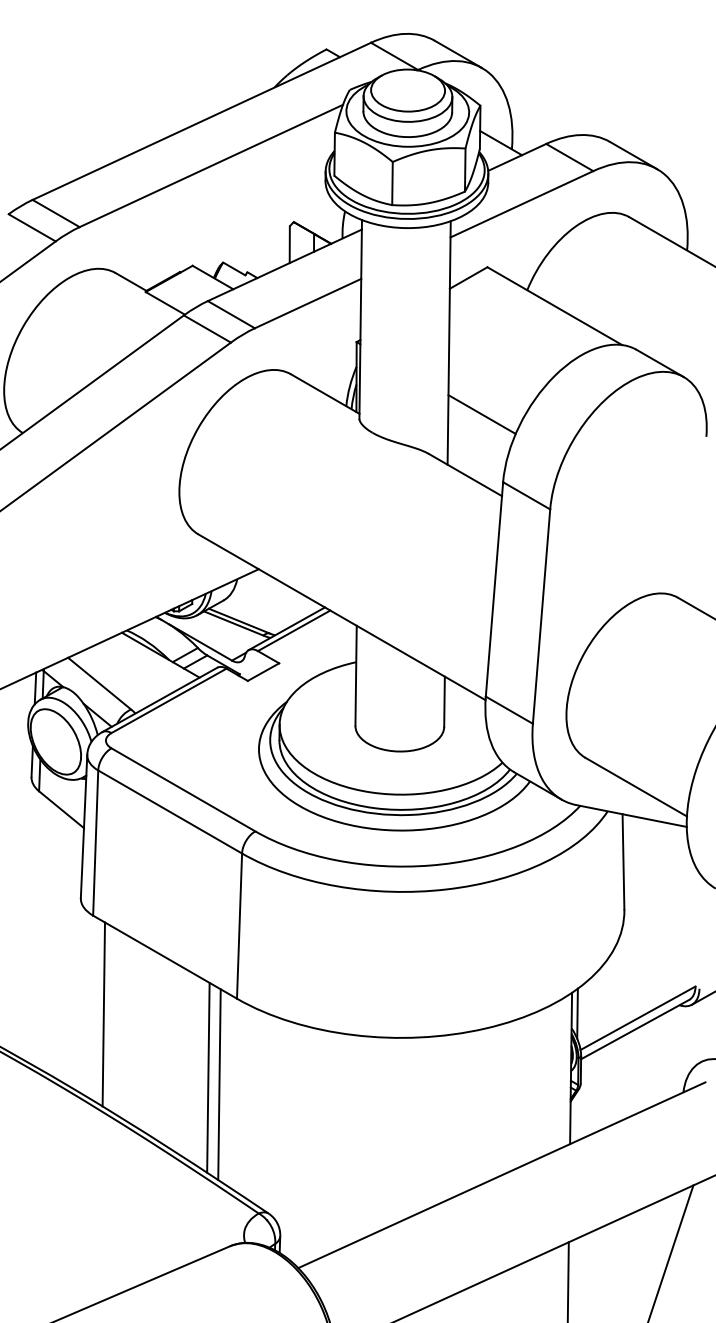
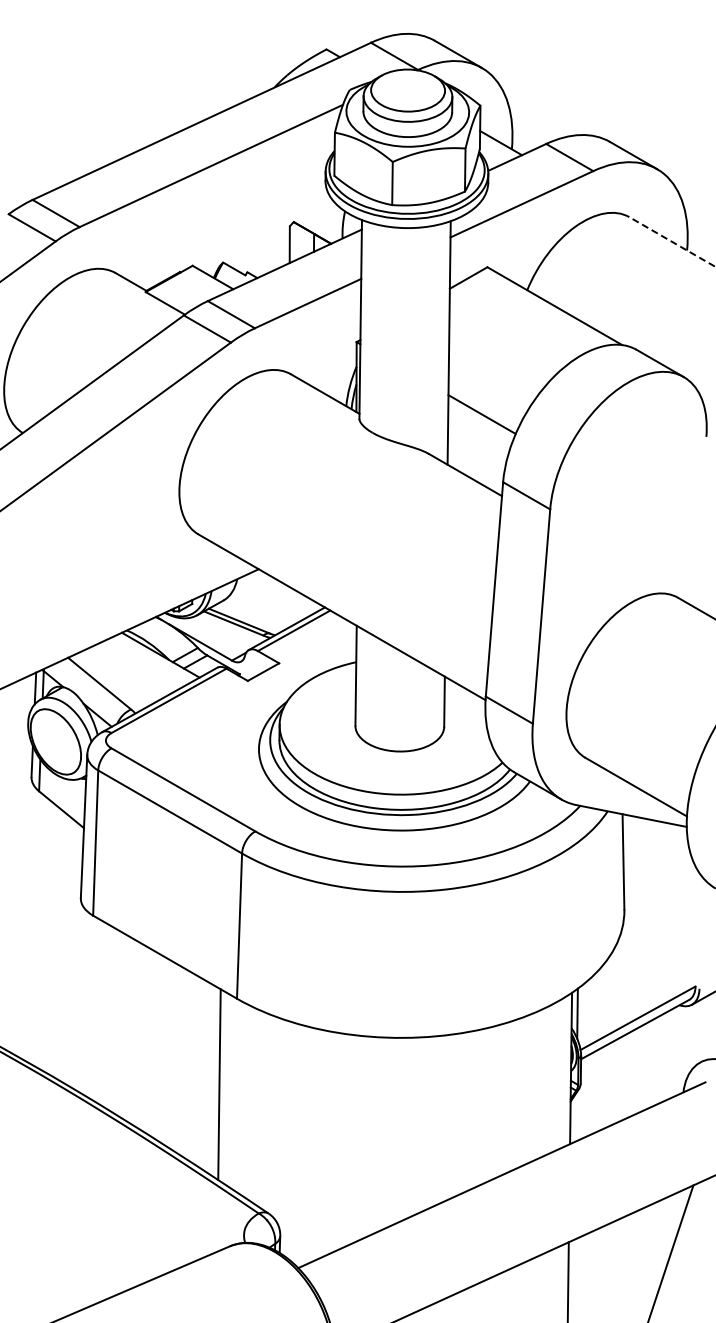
line: solid -> dashed (672, 242)
line: present -> none (103, 1014)
line: present -> none (208, 1077)
